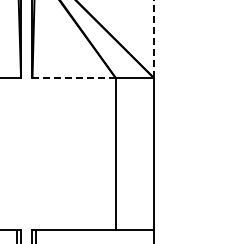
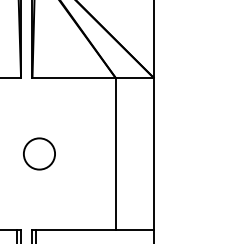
line: dashed -> solid (153, 38)
line: dashed -> solid (74, 77)
circle: none -> present (39, 153)
